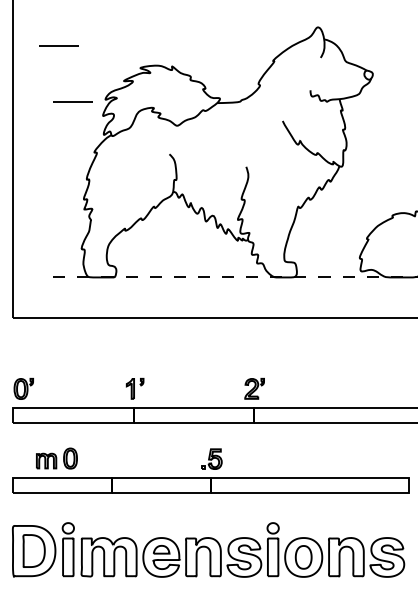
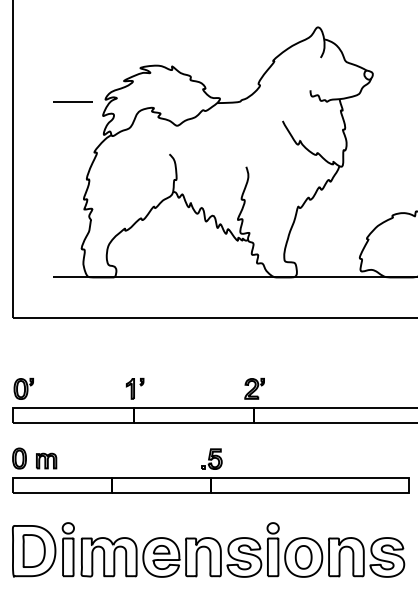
line: present -> none (58, 45)
line: dashed -> solid (235, 277)
part position: (70, 458) -> (19, 458) (19, 458)
